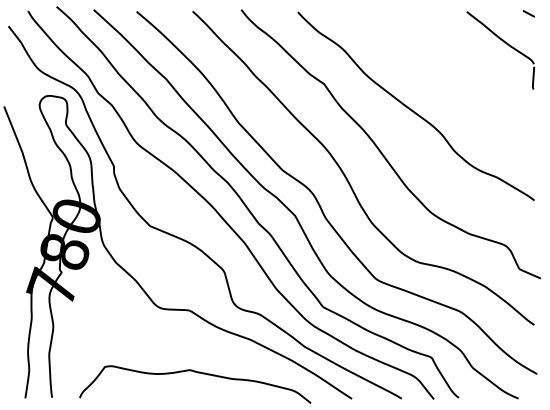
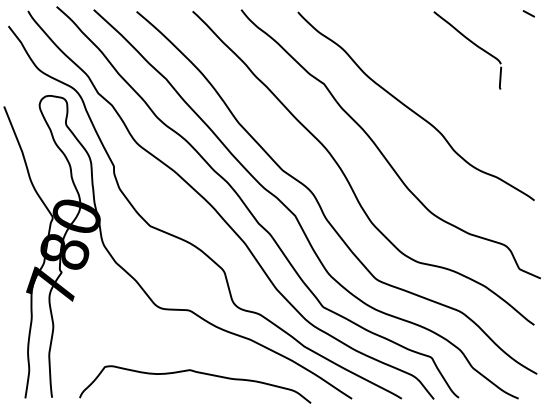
part position: (506, 44) -> (473, 44) (473, 44)
